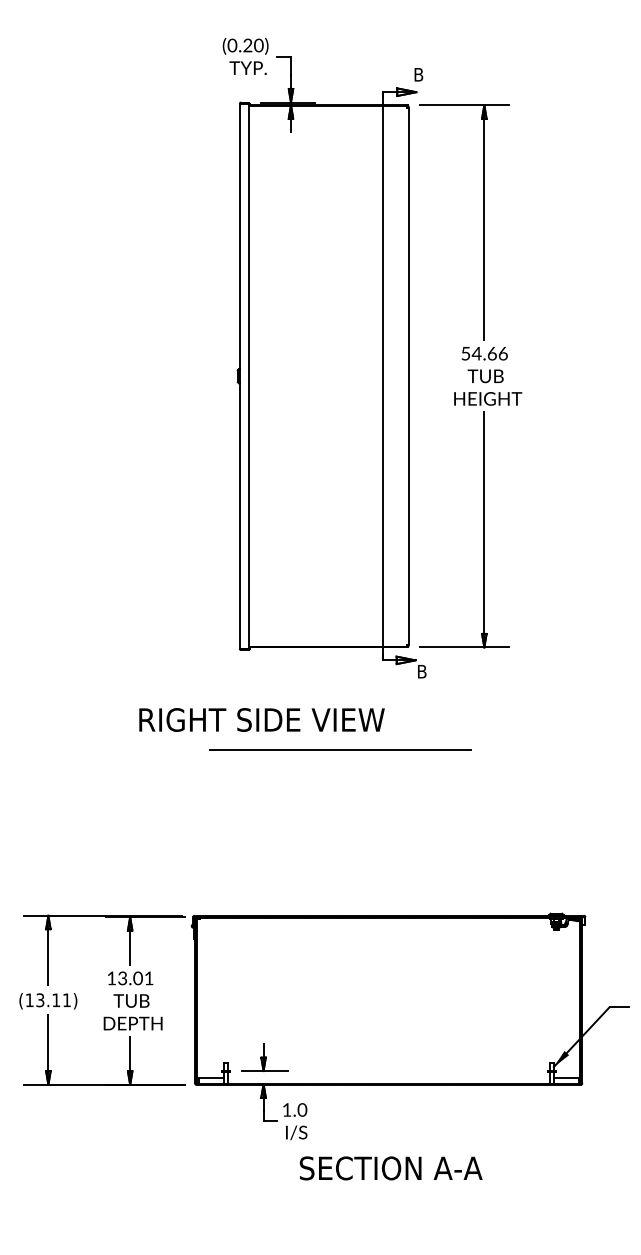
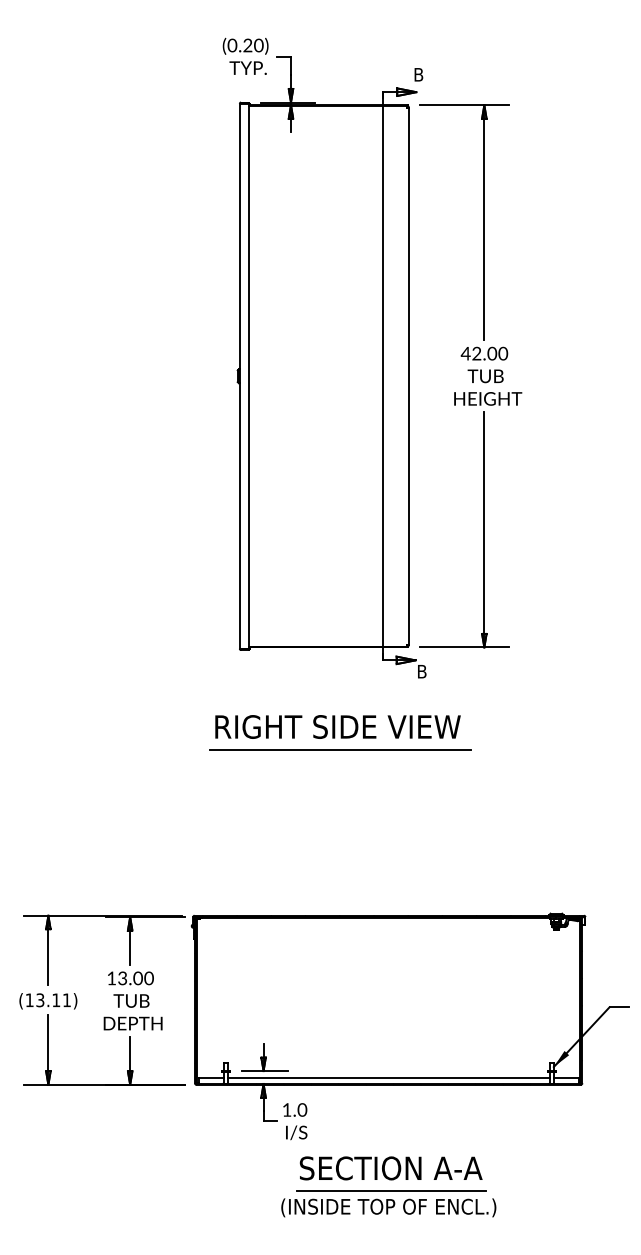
text: 54.66 -> 42.00 (484, 353)
text position: (261, 719) -> (337, 726) (337, 726)
text: 13.01 -> 13.00 (148, 978)
line: none -> present (388, 1077)
part: none -> present (388, 1203)
